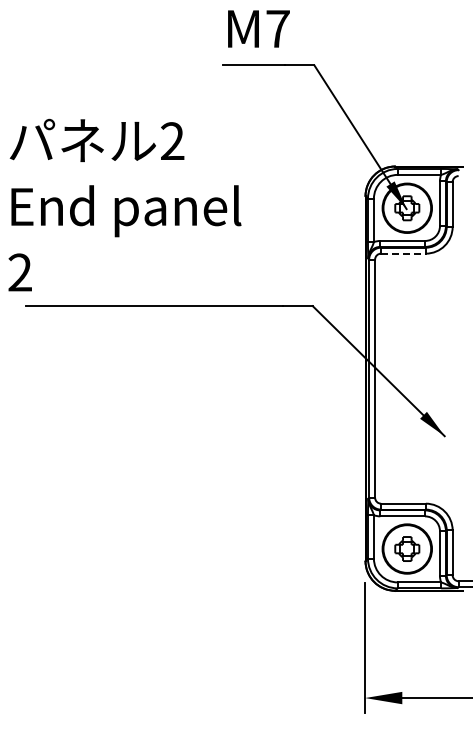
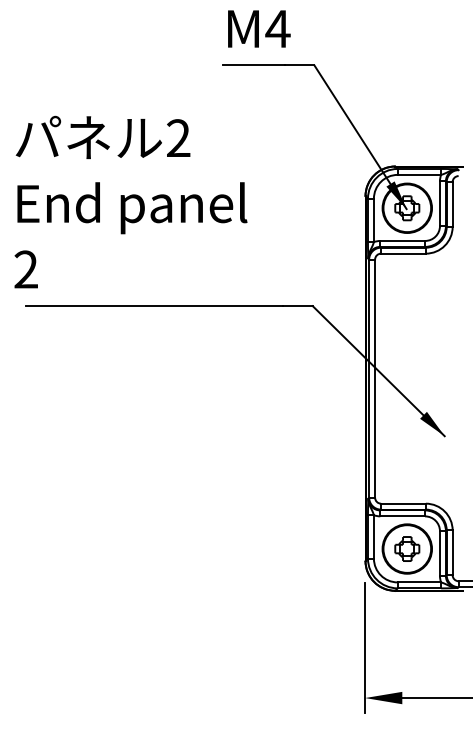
text: M7 -> M4 (277, 28)
text position: (124, 204) -> (130, 201) (130, 201)
line: dashed -> solid (403, 253)
